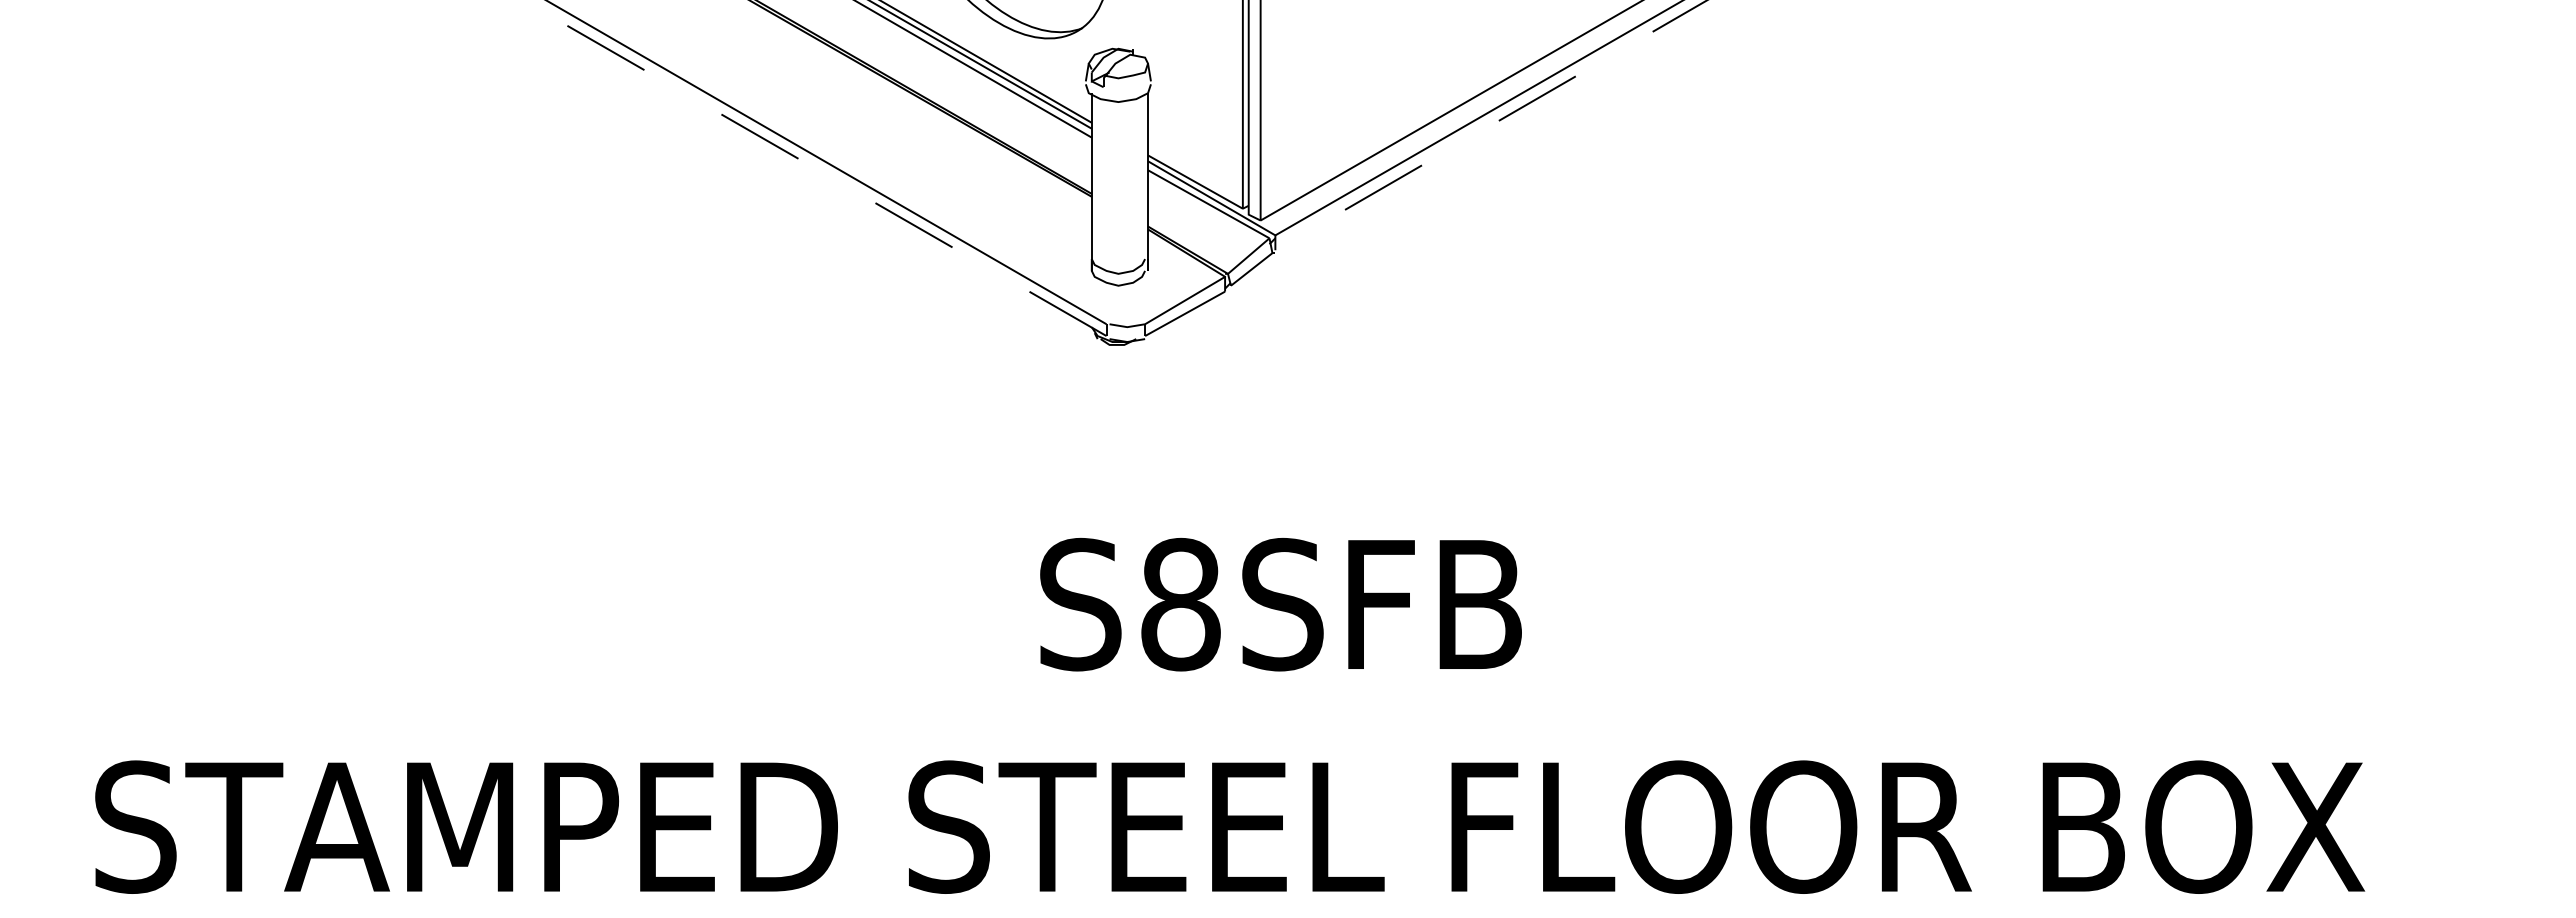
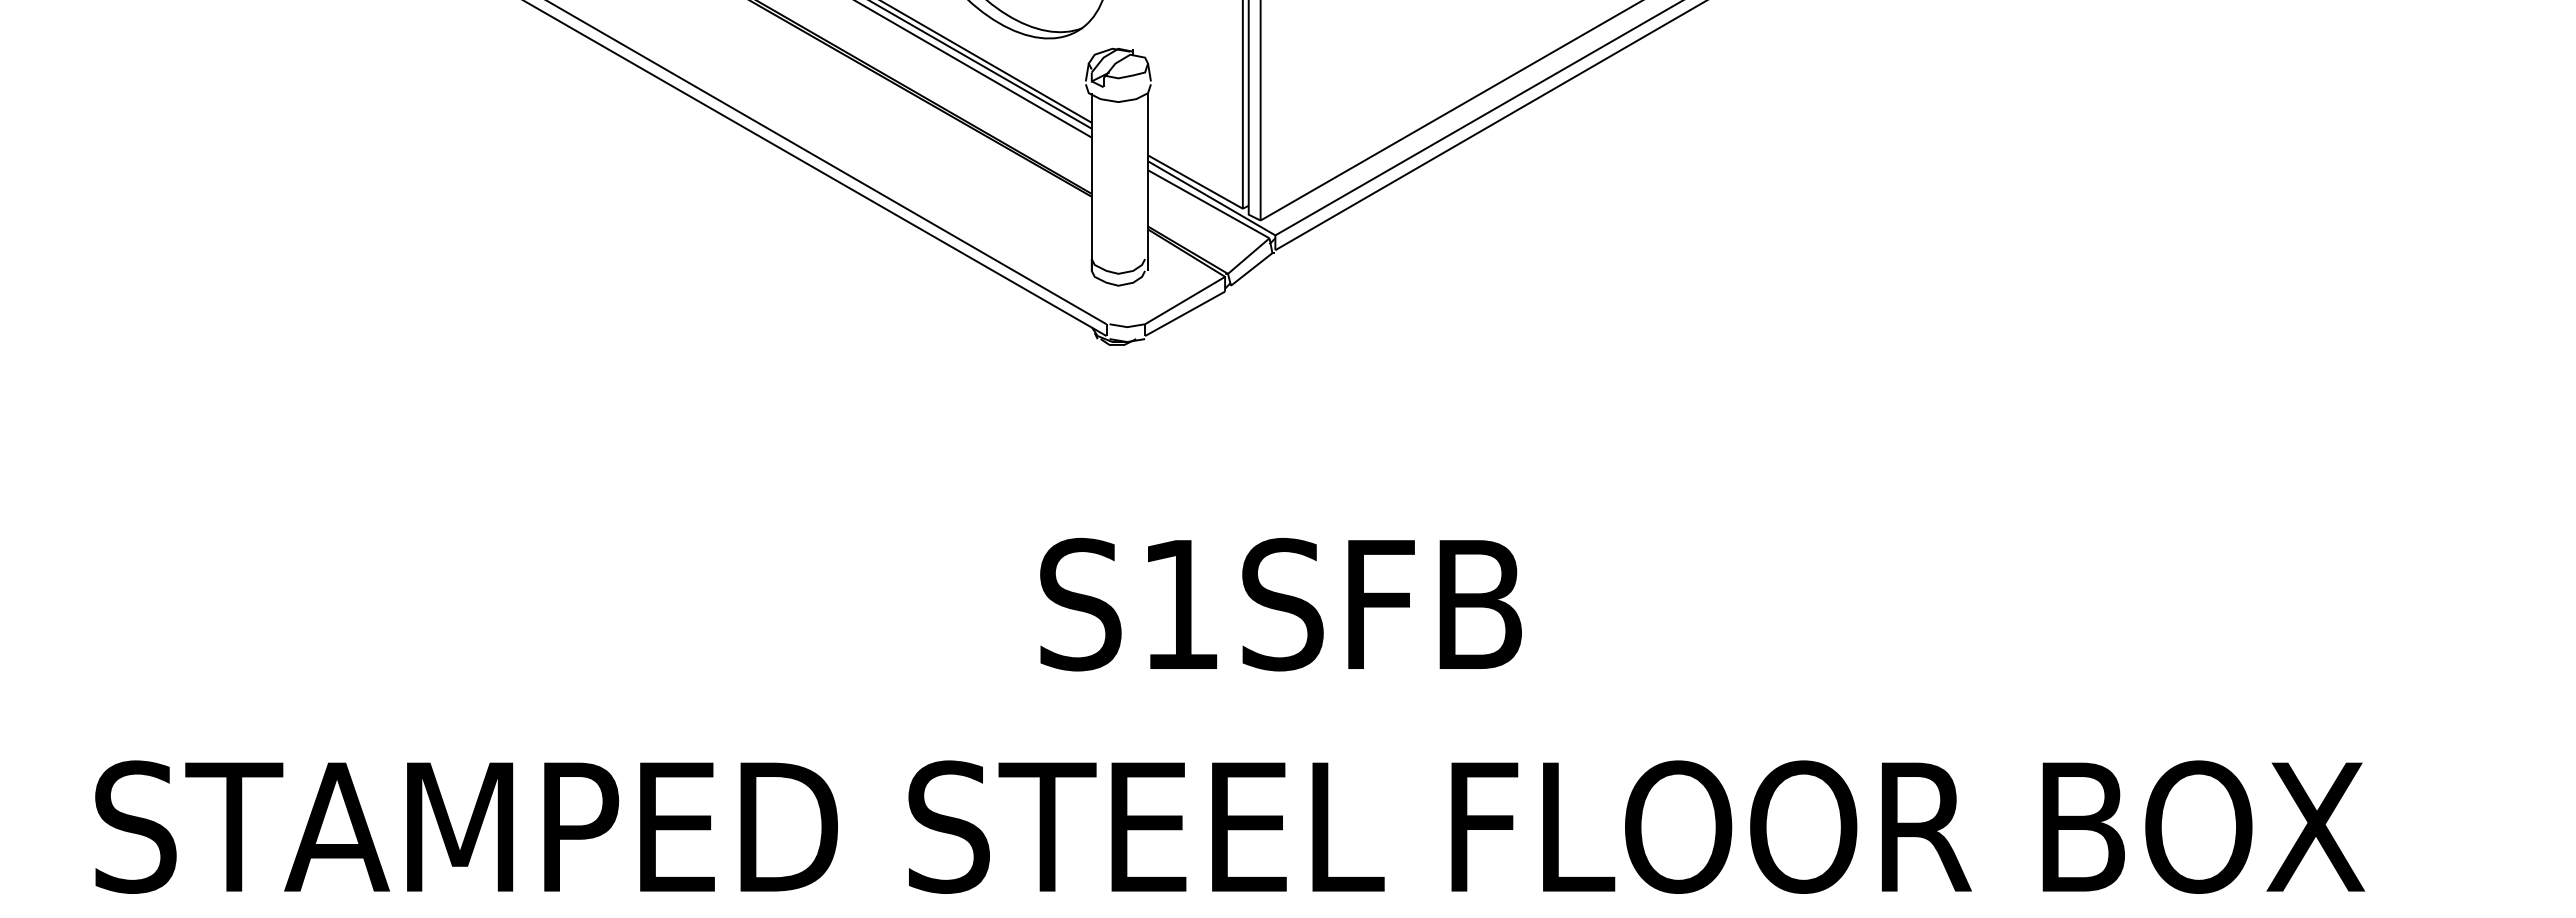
line: dashed -> solid (1490, 125)
line: dashed -> solid (814, 168)
text: S8SFB -> S1SFB (1180, 604)
